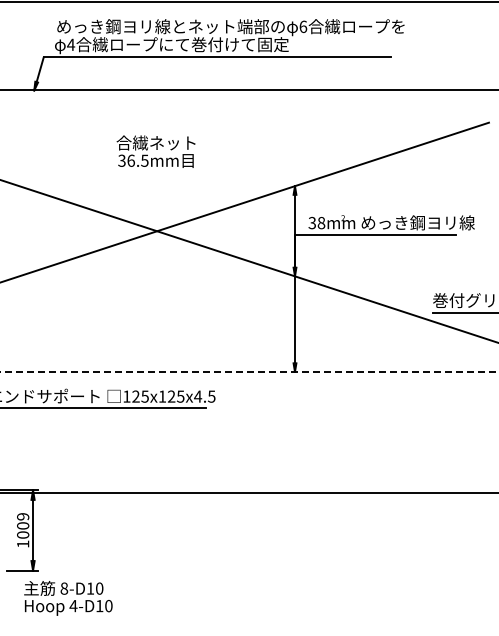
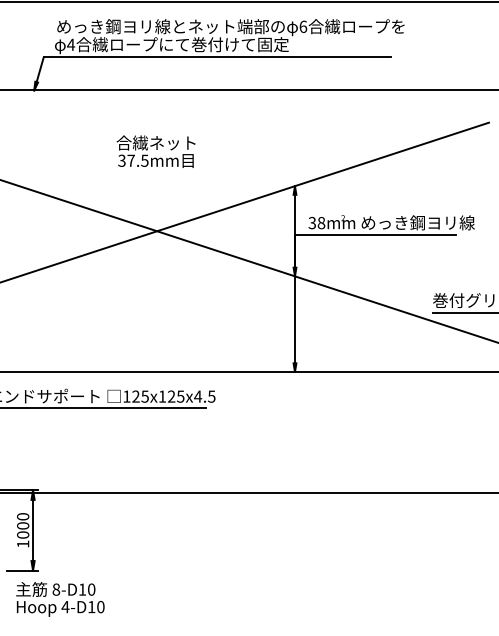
text: 36.5mm -> 37.5mm (130, 160)
line: dashed -> solid (249, 372)
text: 1009 -> 1000 (23, 516)
text position: (68, 598) -> (60, 599) (60, 599)
